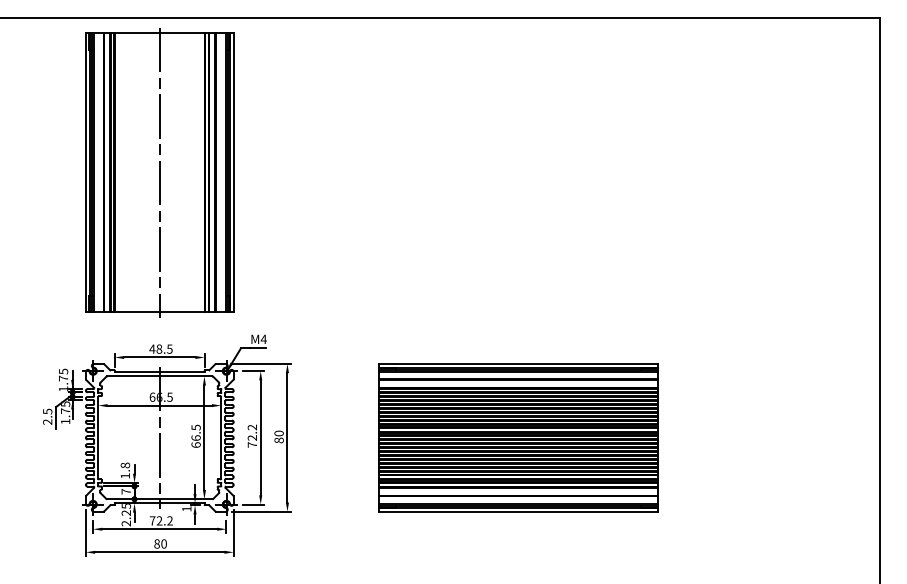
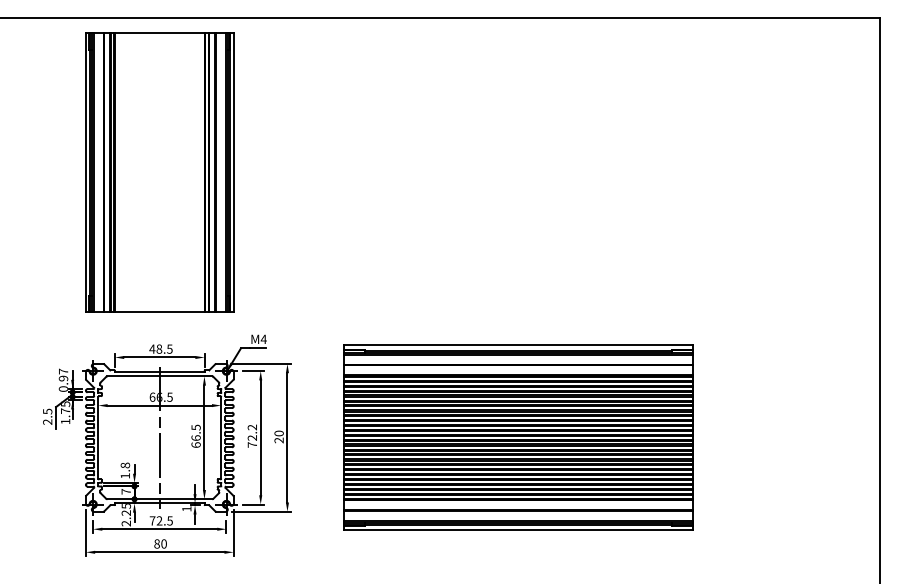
line: present -> none (159, 172)
text: 1.75 -> 0.97 (63, 379)
part size: 281x150 px -> 351x187 px (518, 437)
text: 80 -> 20 (278, 440)
text: 72.2 -> 72.5 (169, 520)
